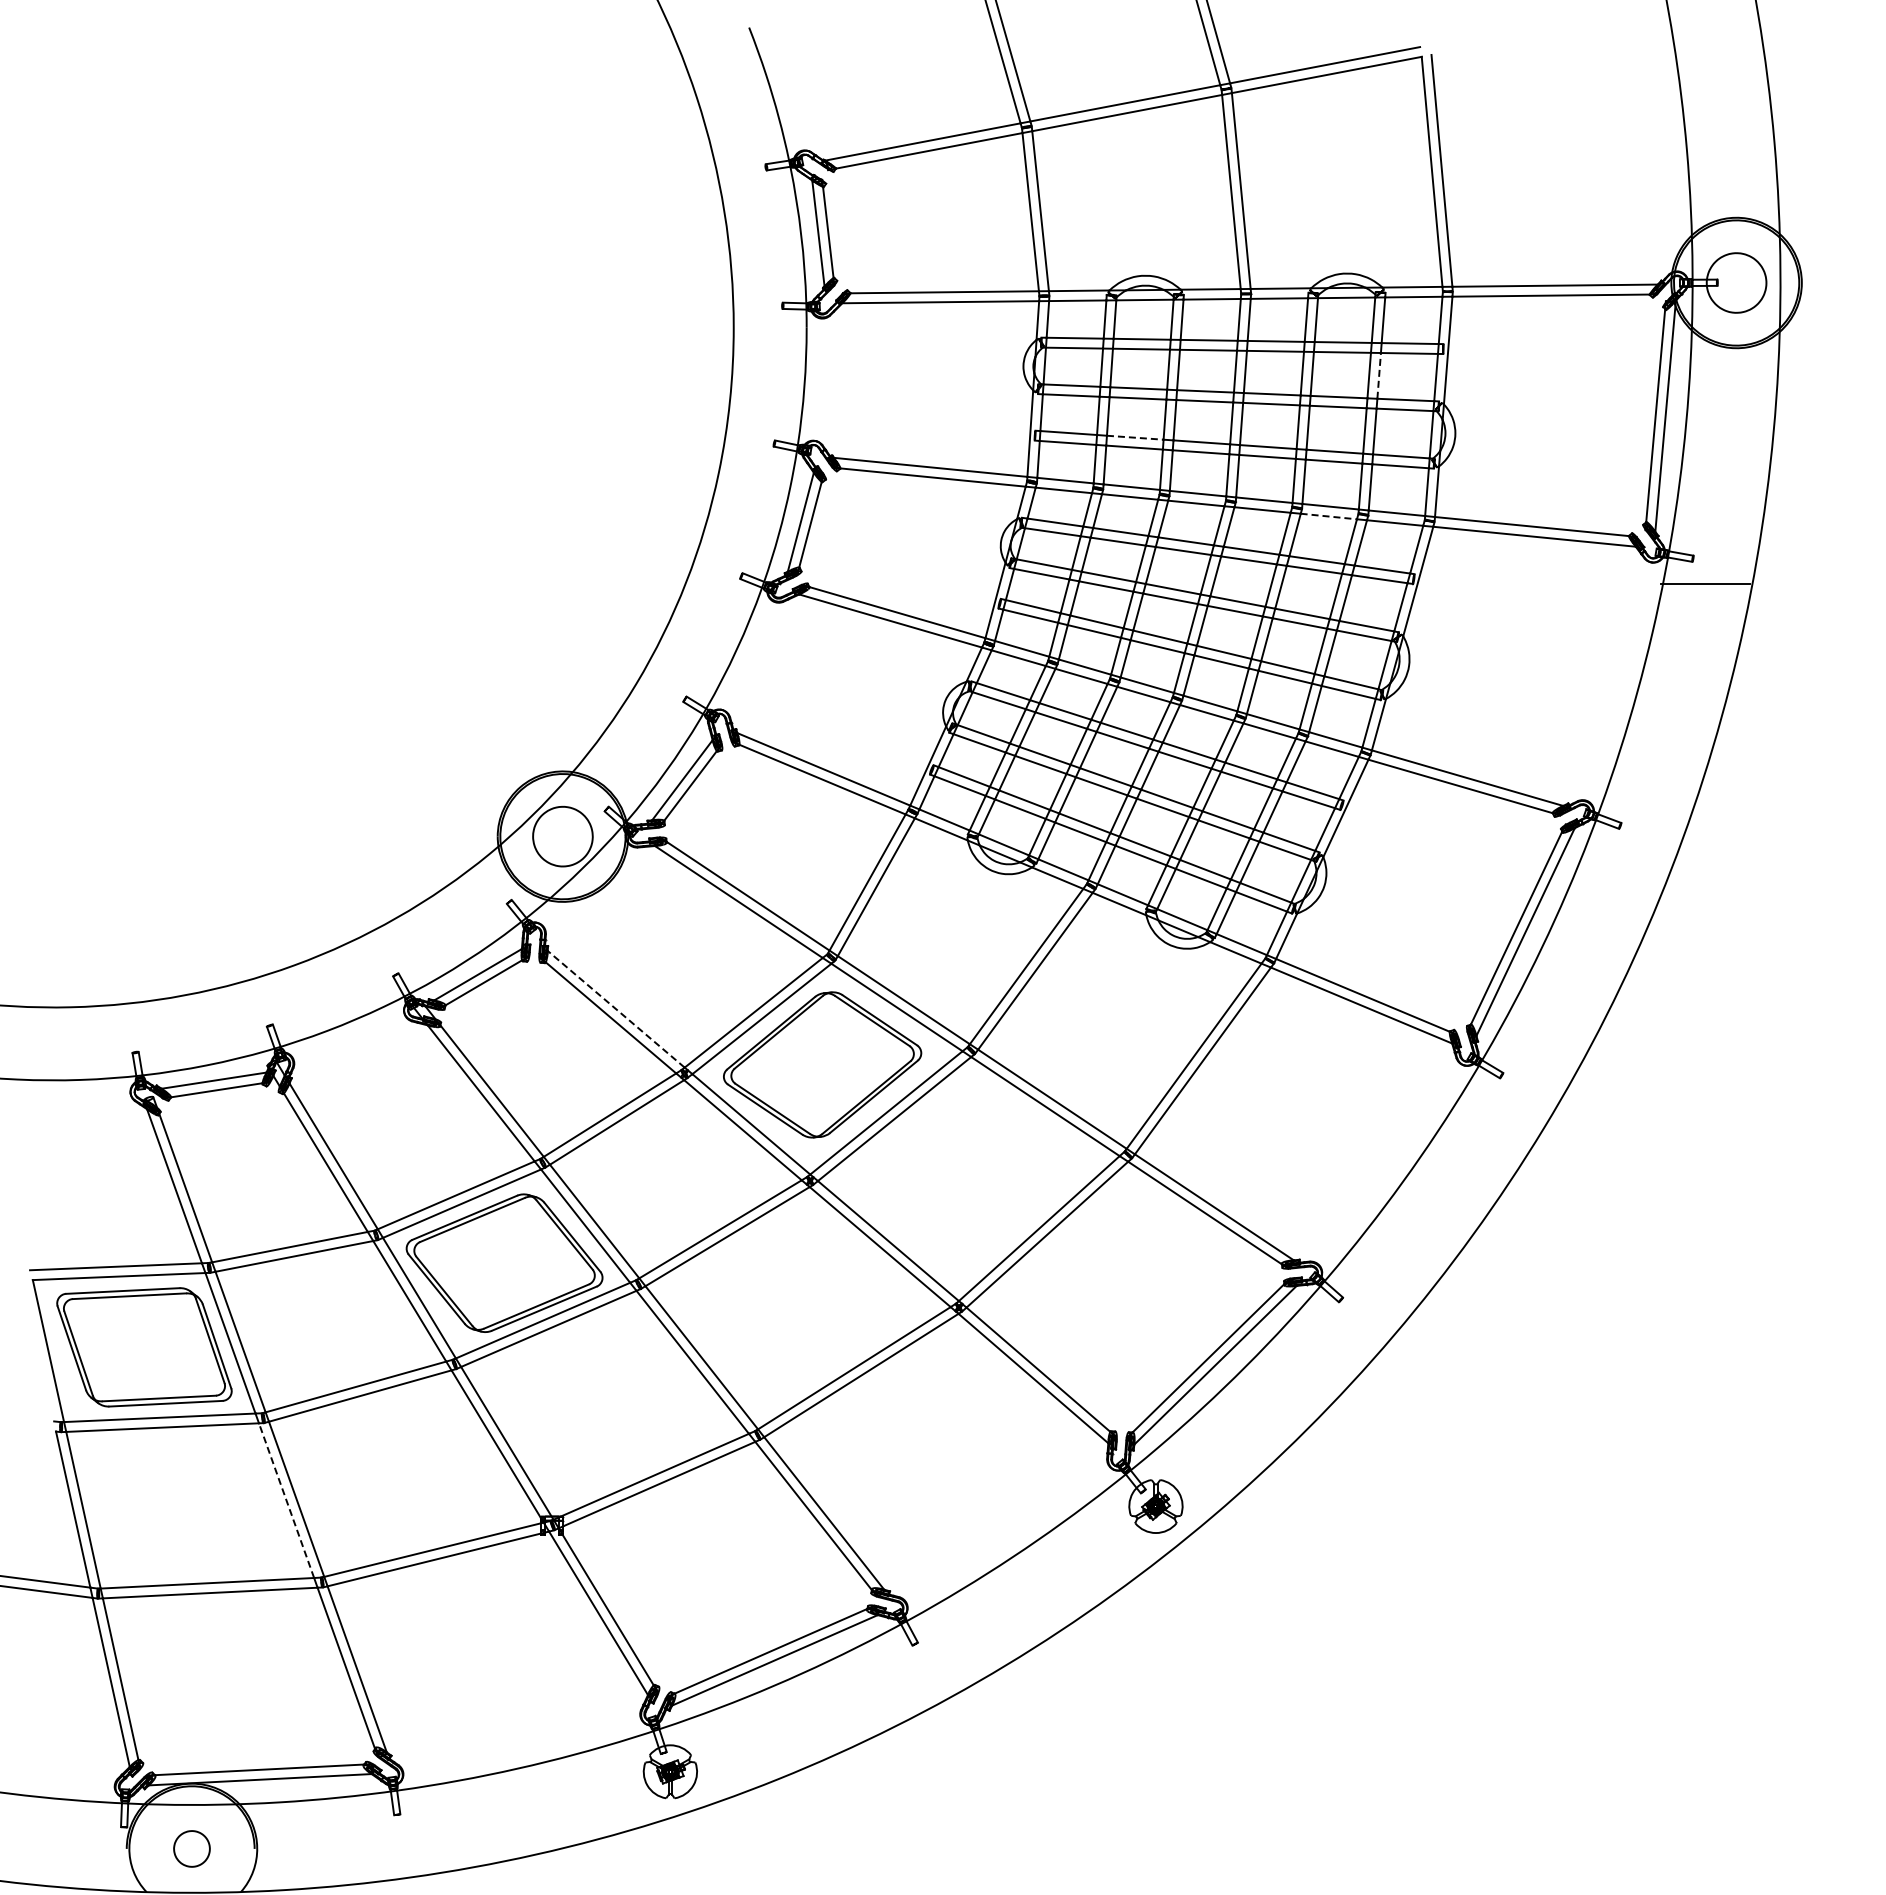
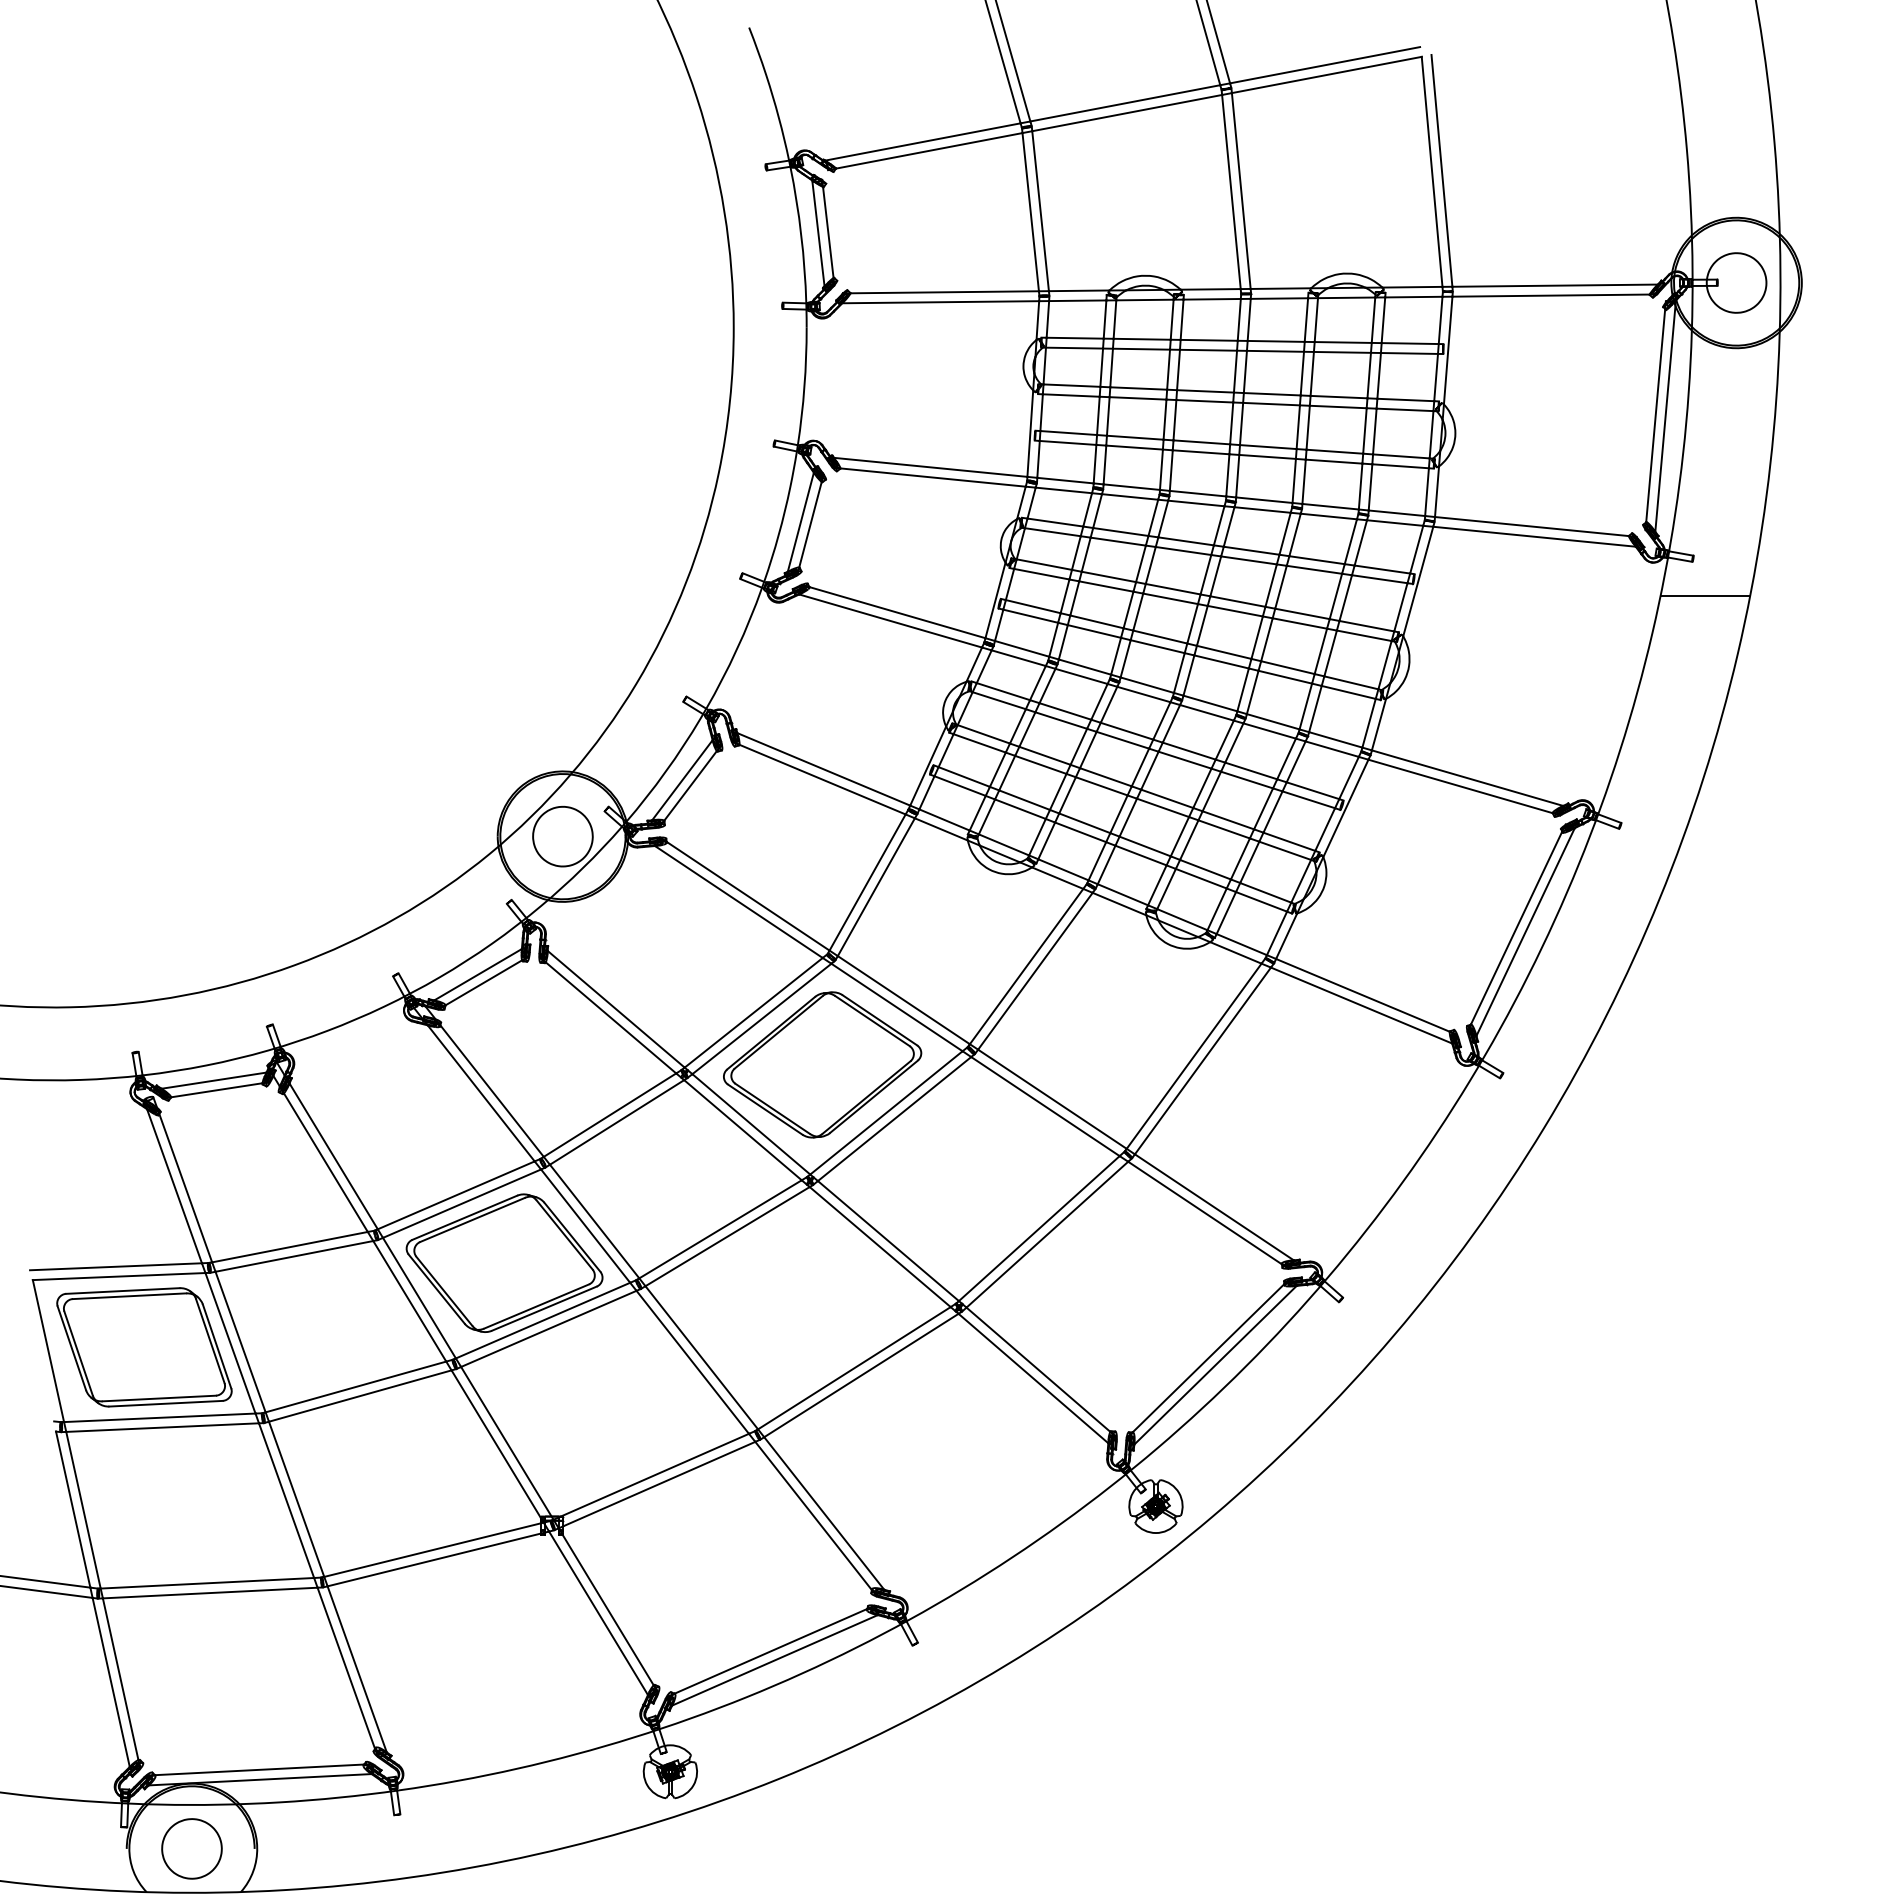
line: dashed -> solid (1379, 375)
line: dashed -> solid (1135, 437)
line: dashed -> solid (1329, 516)
line position: (1705, 584) -> (1705, 596) (1705, 596)
line: dashed -> solid (615, 1008)
line: dashed -> solid (286, 1500)
part size: 38x38 px -> 62x62 px (191, 1848)
